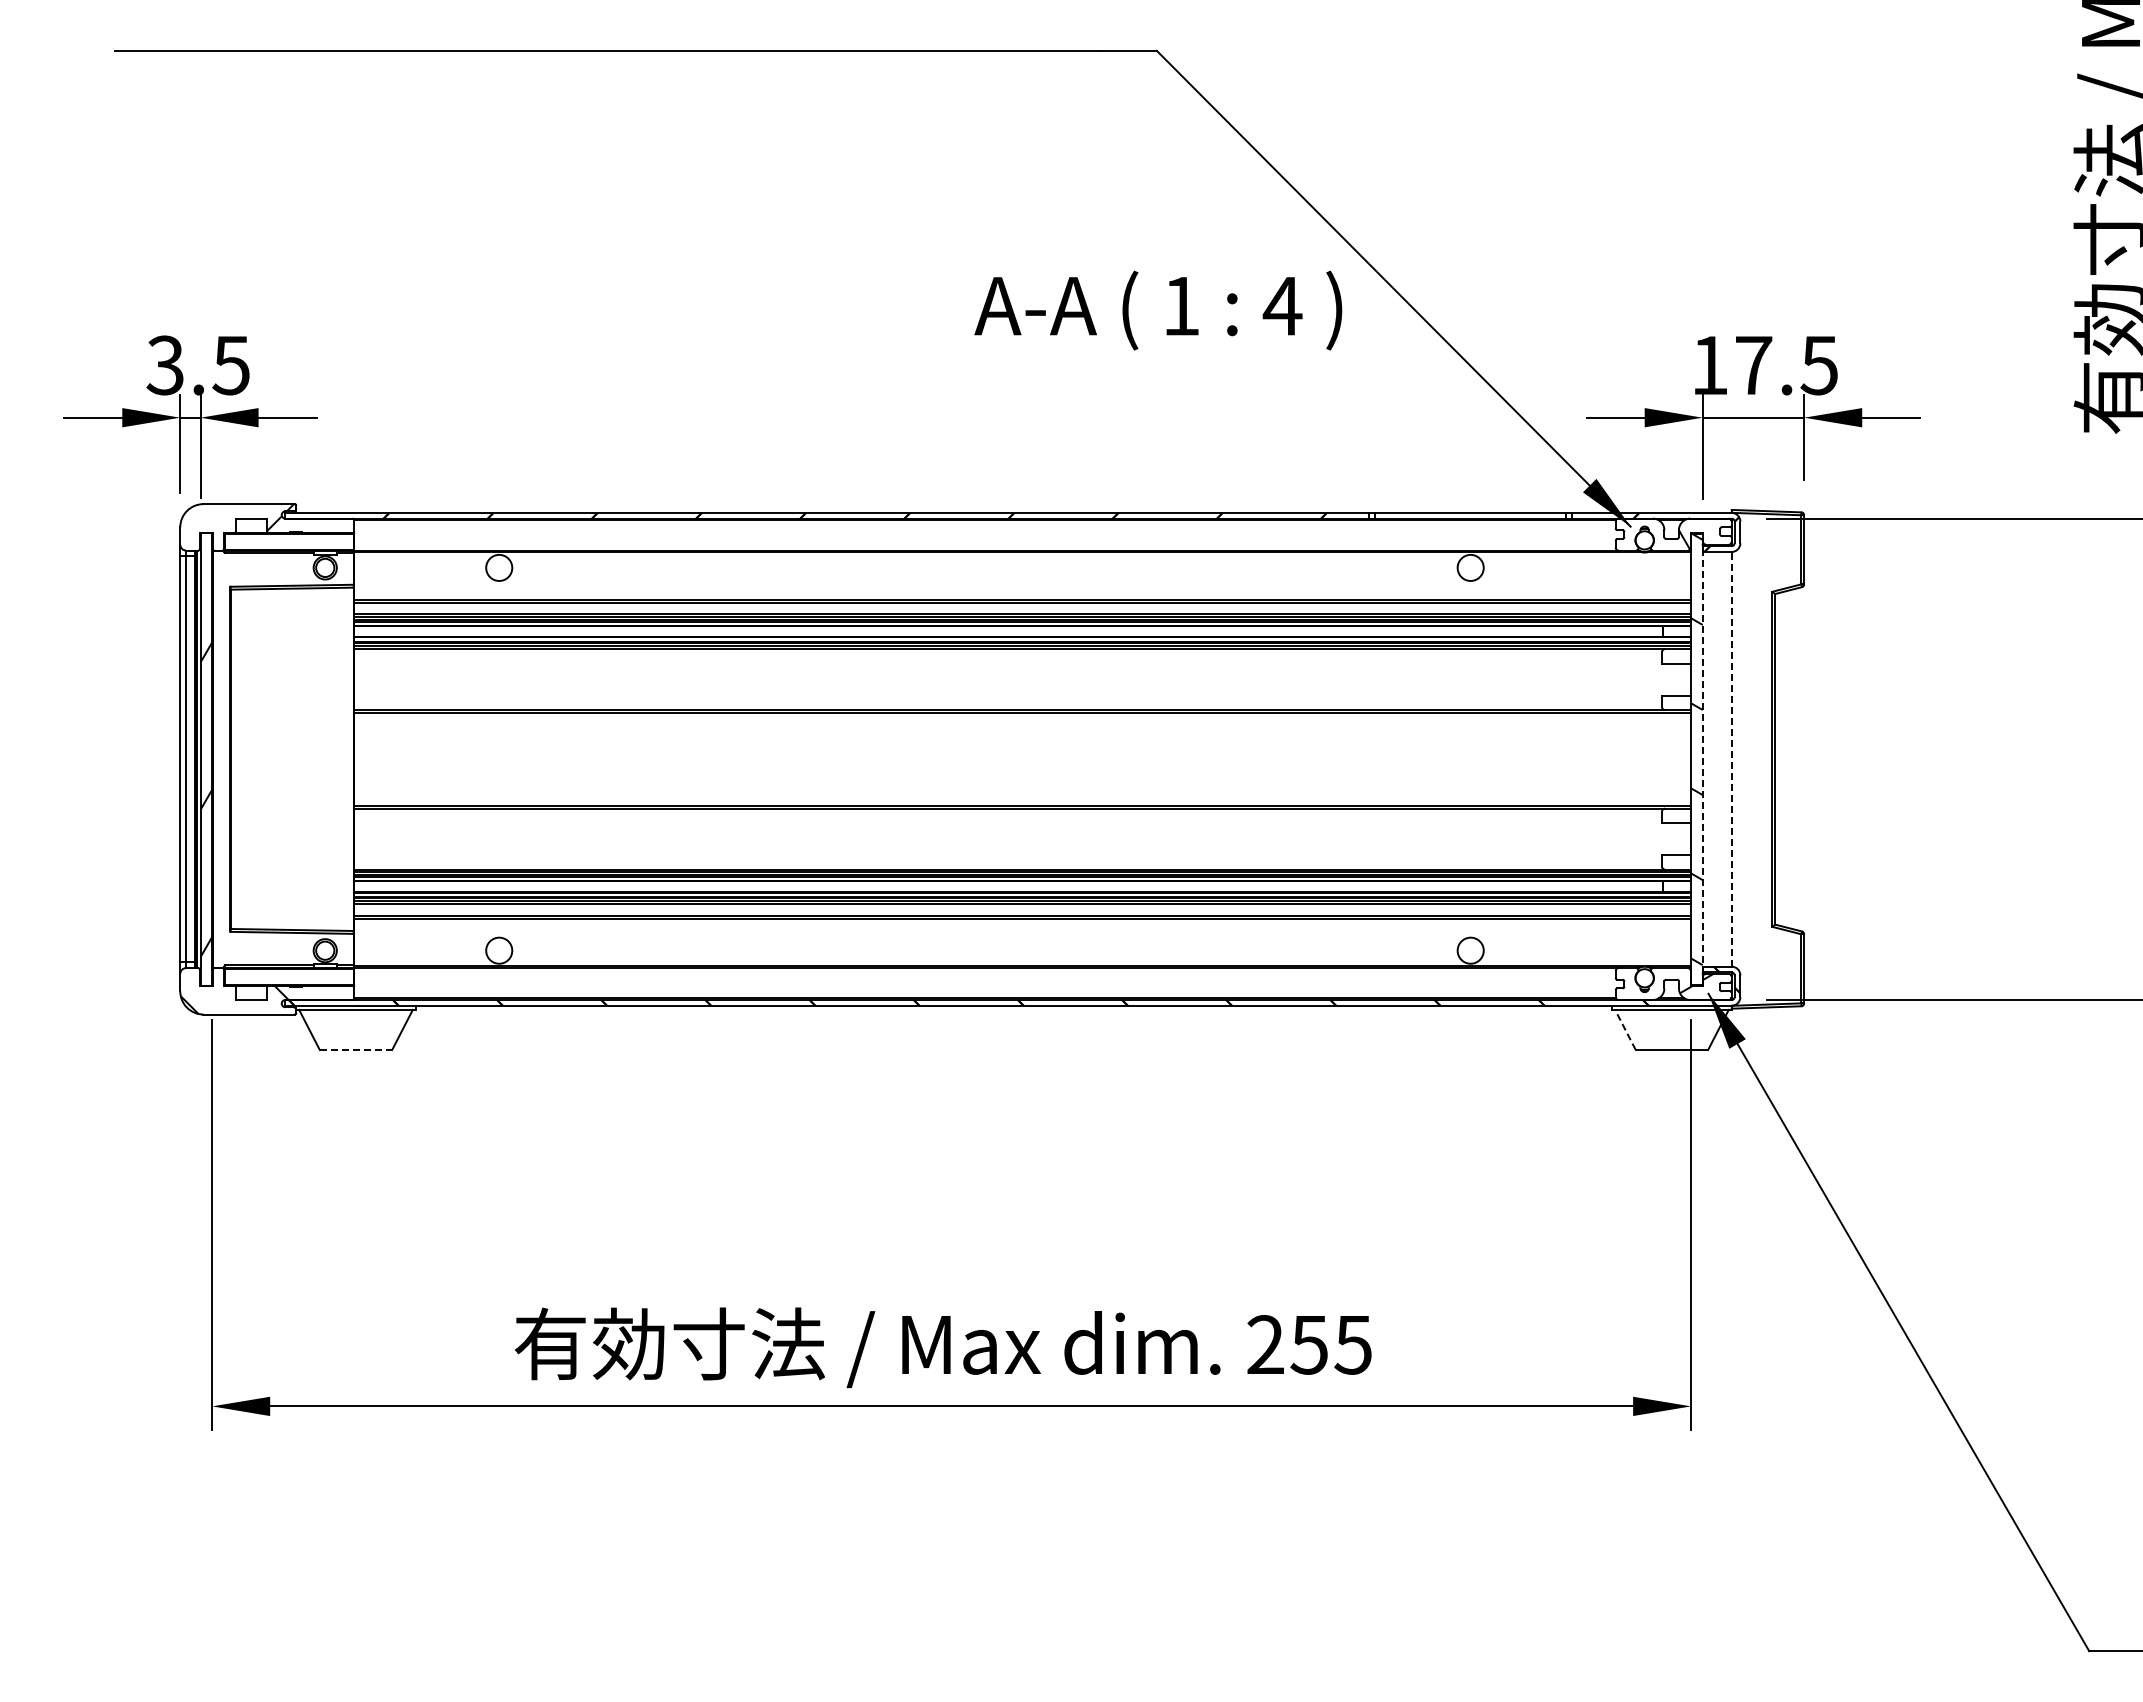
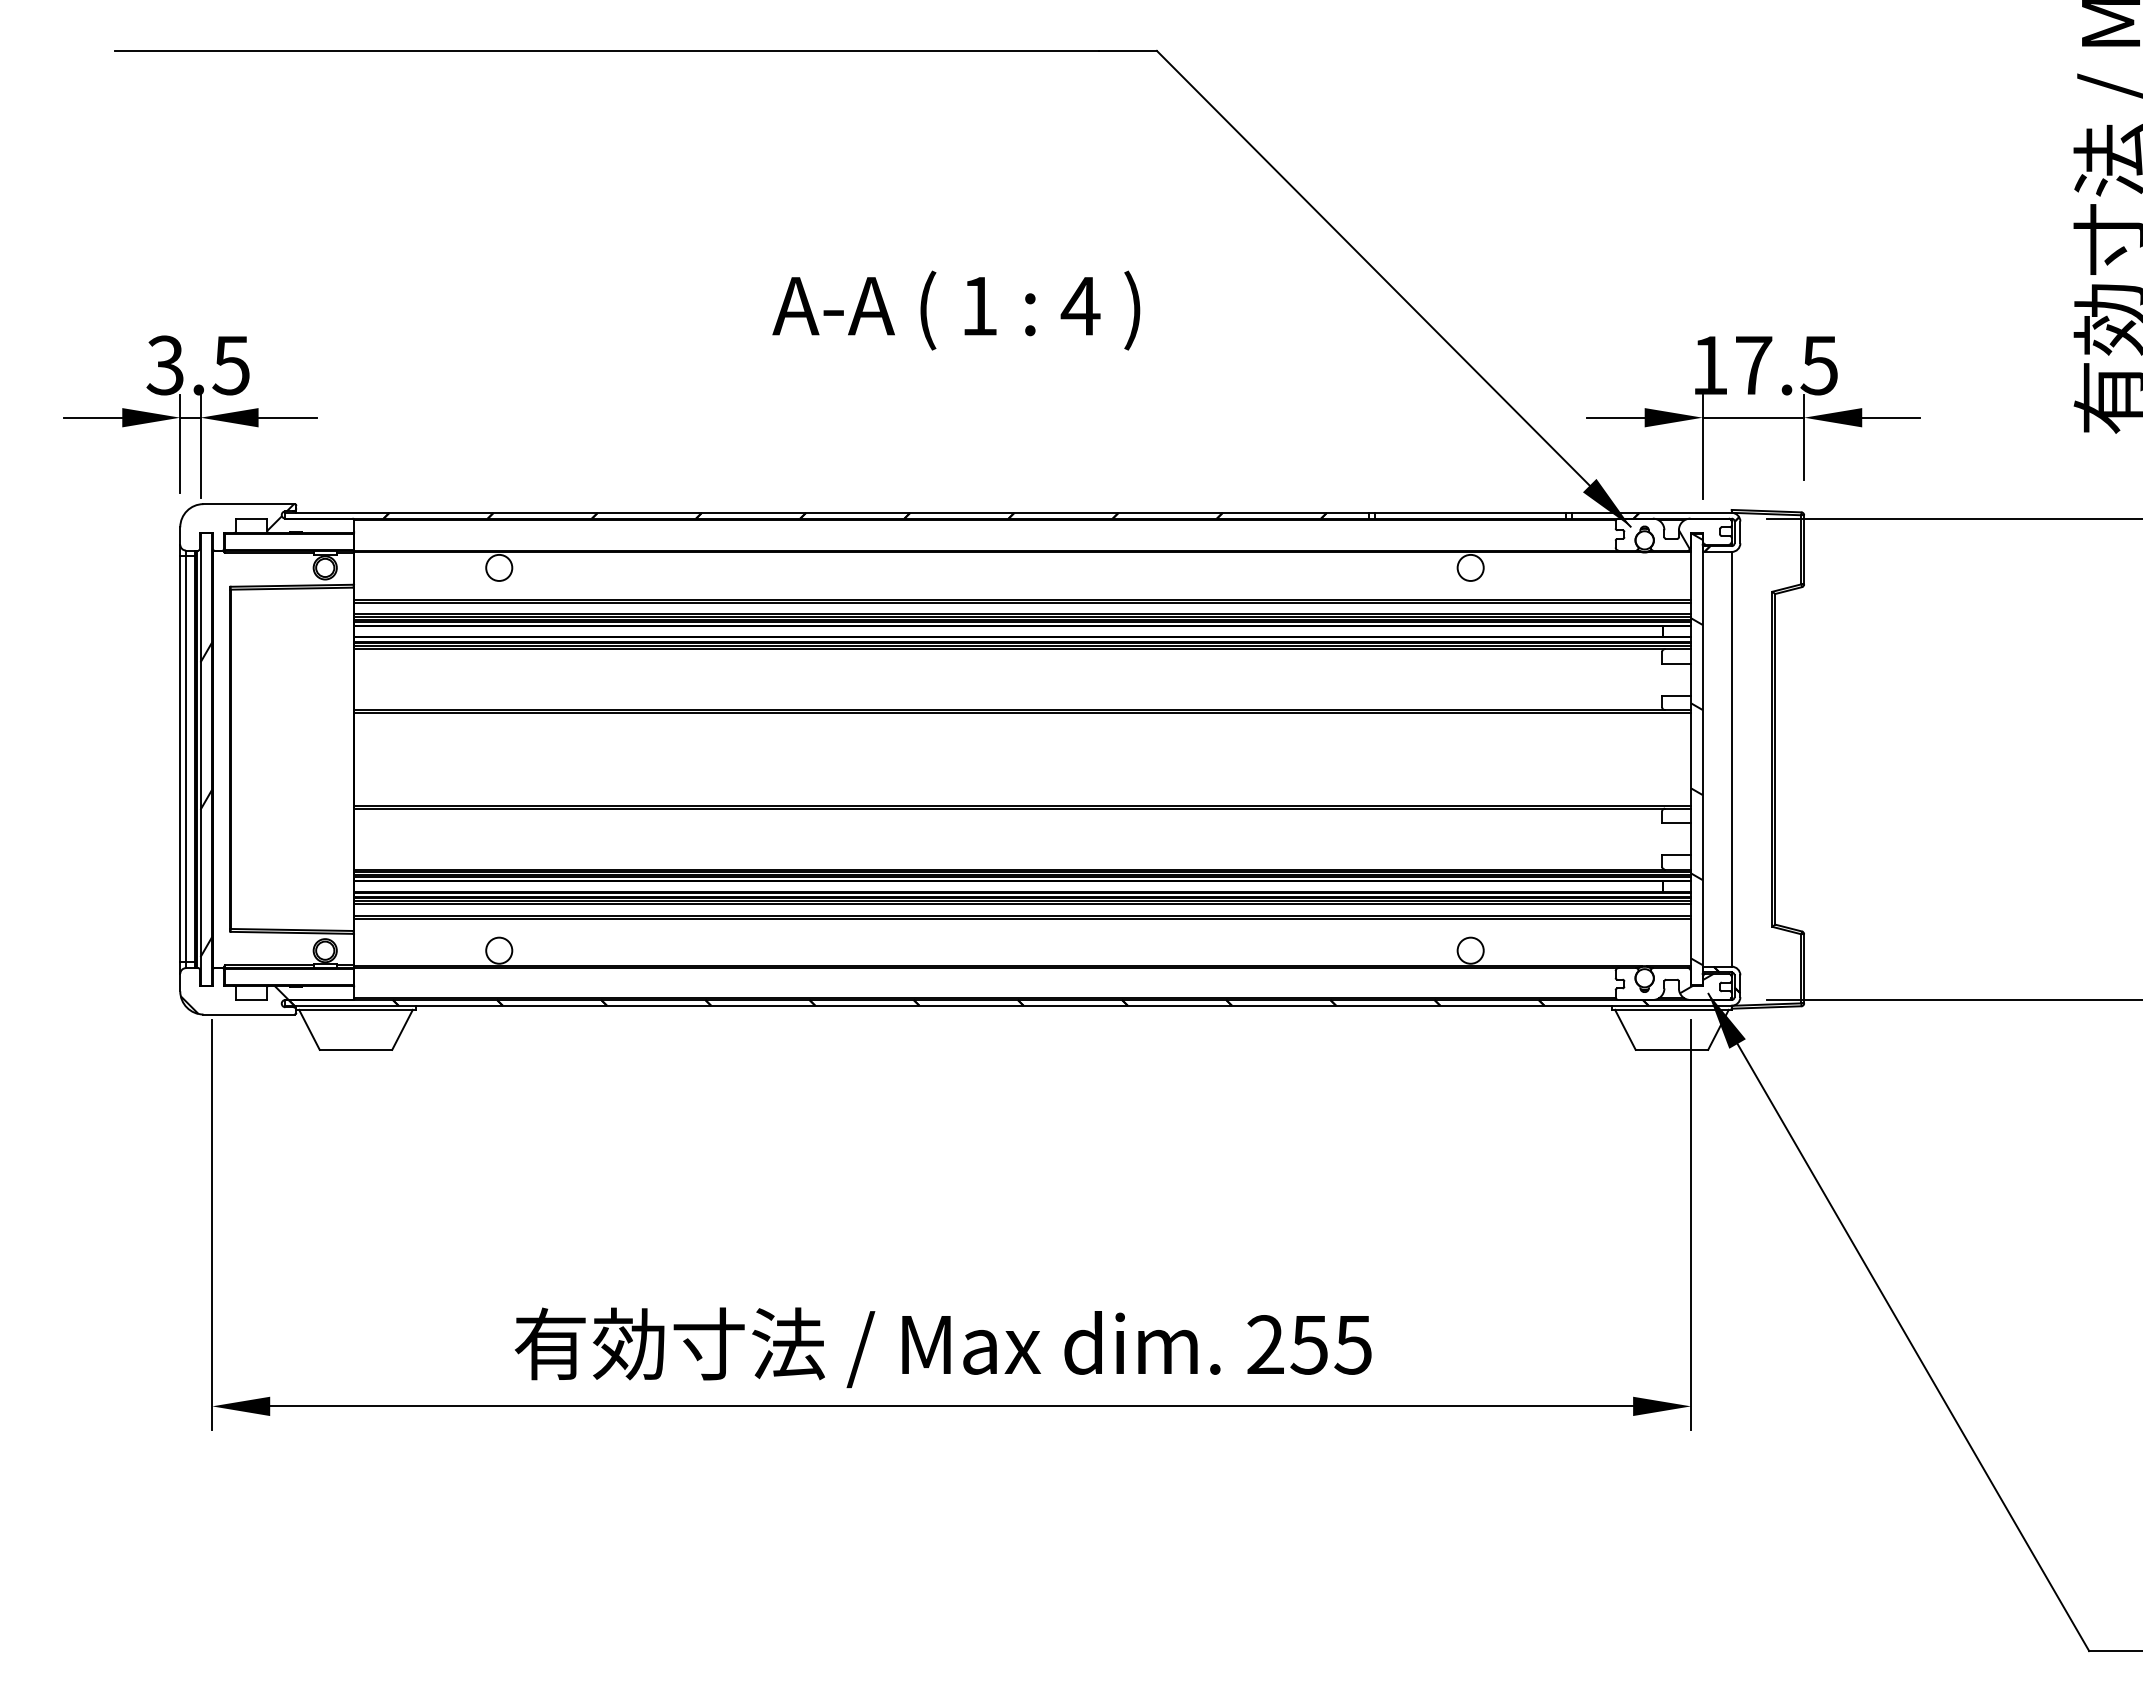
text position: (1158, 310) -> (956, 310) (956, 310)
line: dashed -> solid (1731, 758)
line: dashed -> solid (1702, 759)
line: dashed -> solid (1625, 1029)
line: dashed -> solid (356, 1049)
